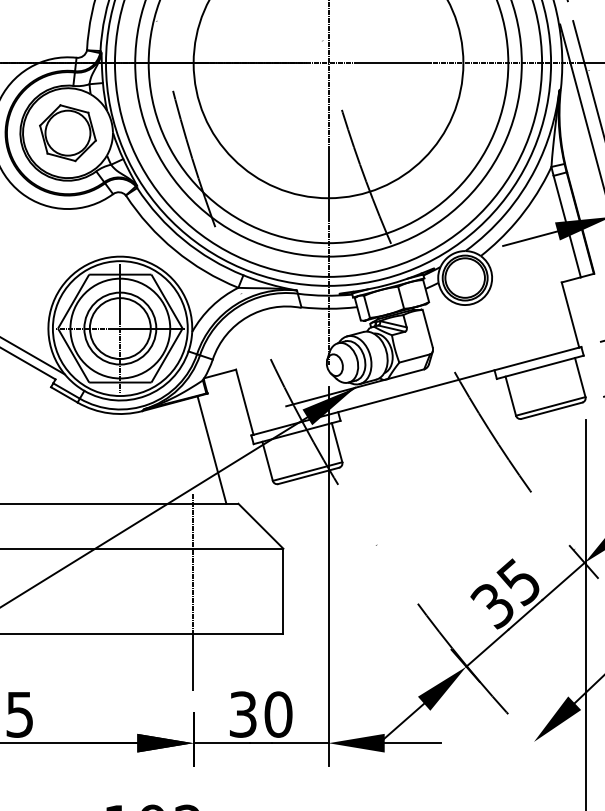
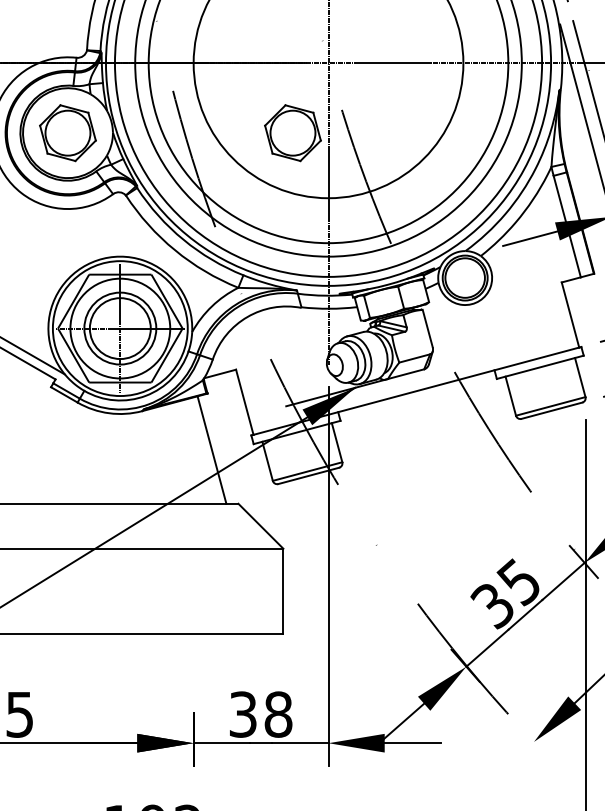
part: none -> present (292, 133)
line: present -> none (193, 591)
text: 30 -> 38 (278, 714)
